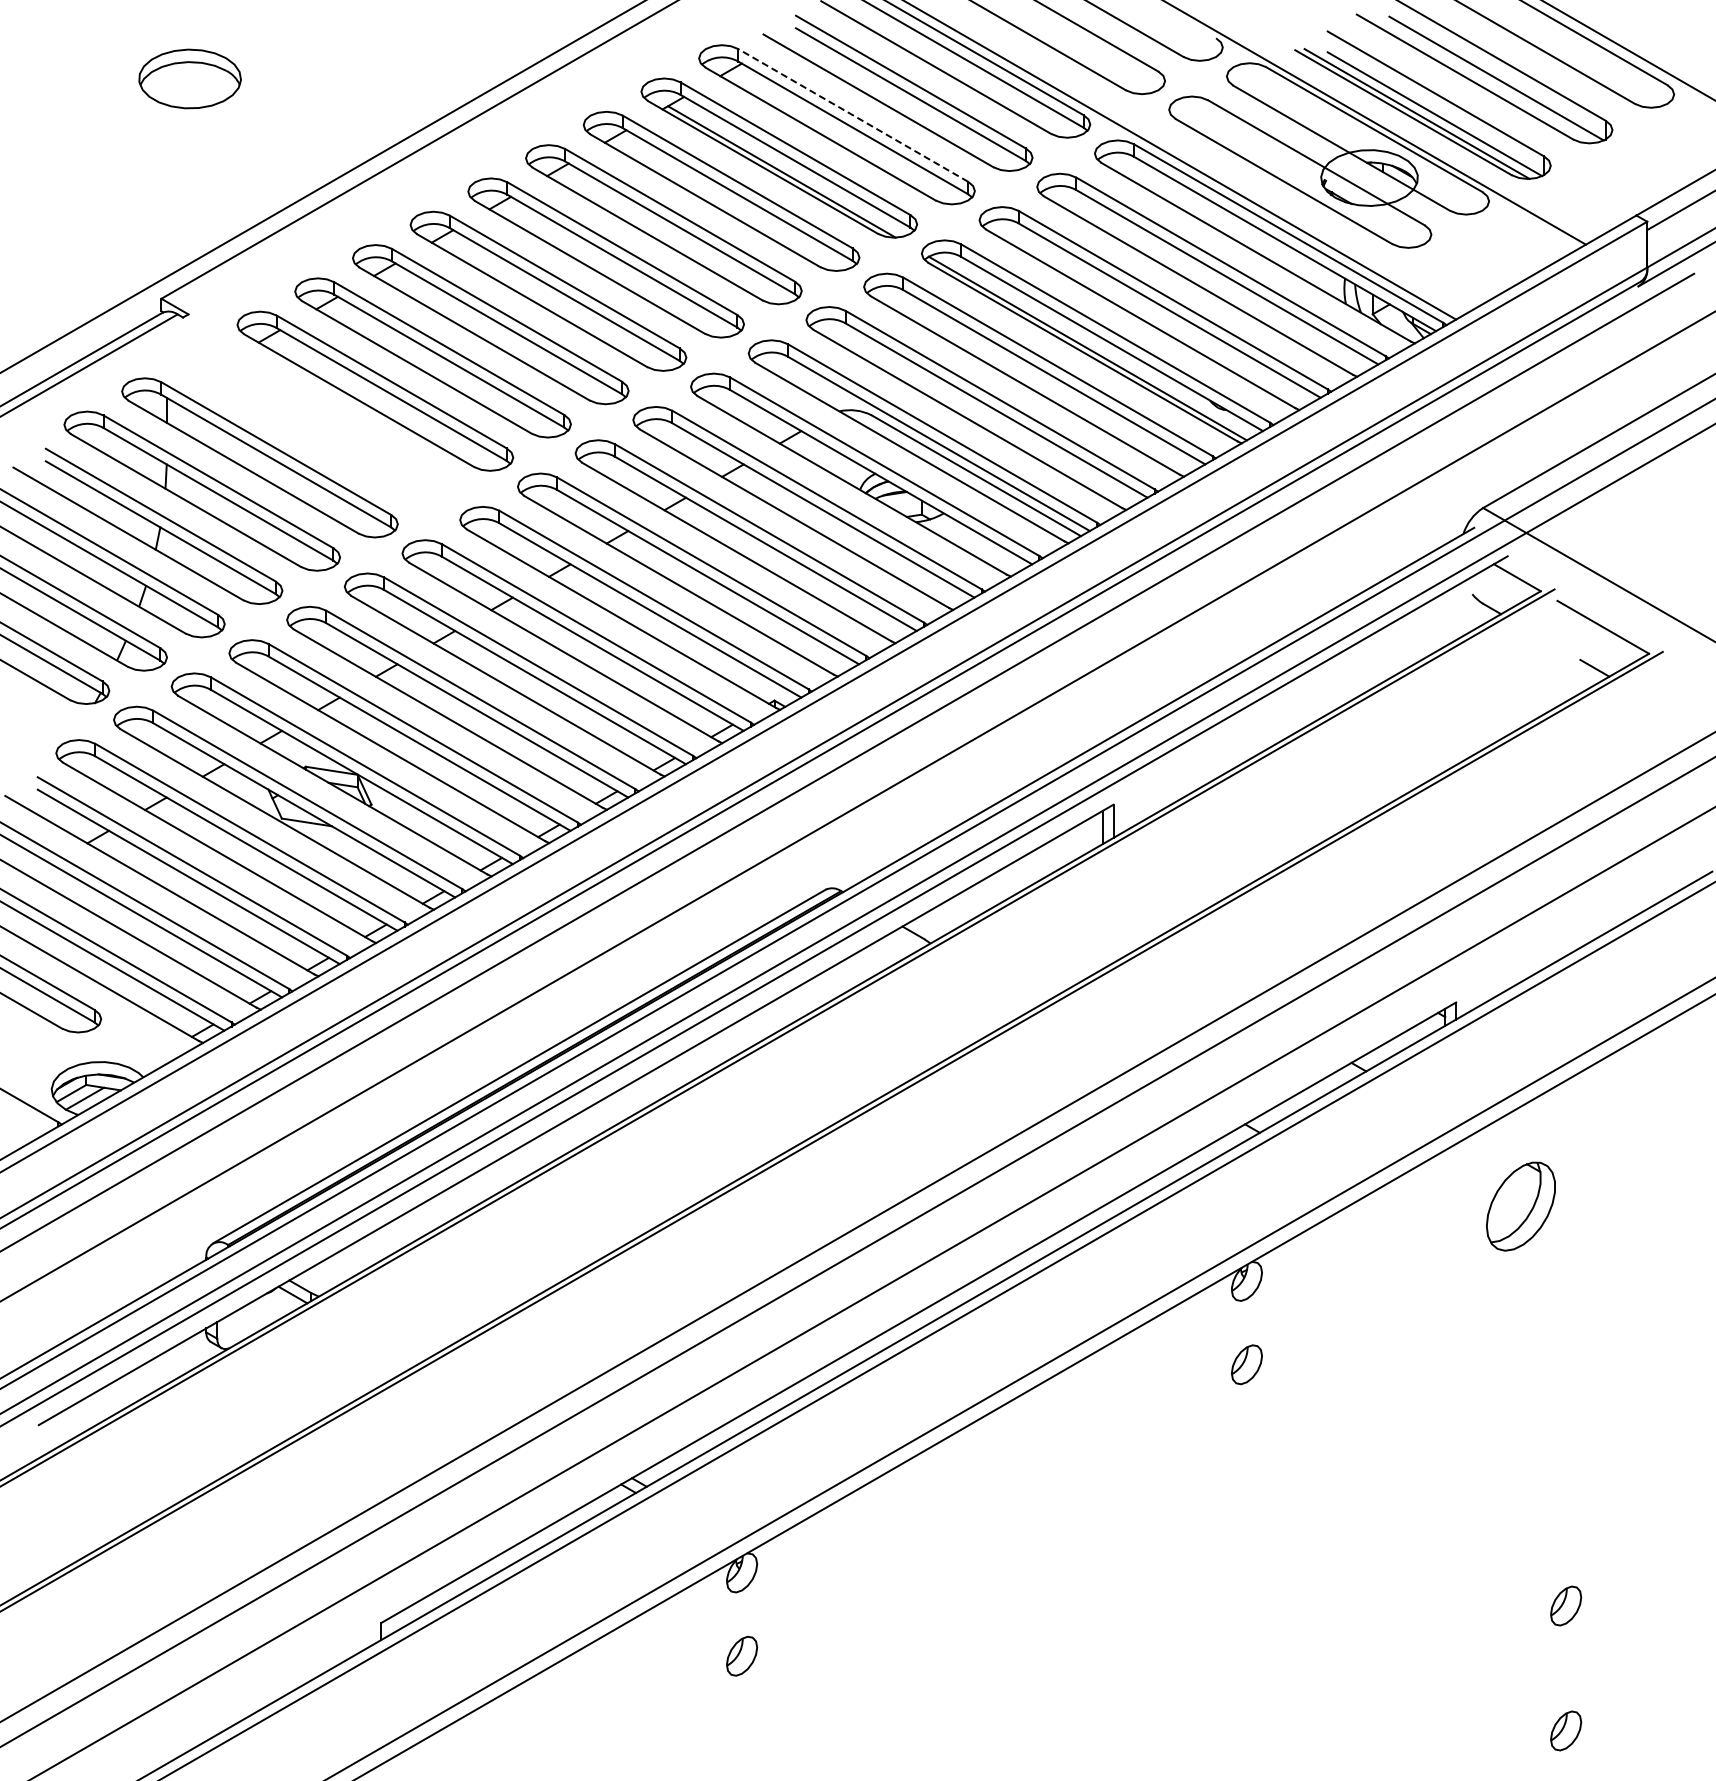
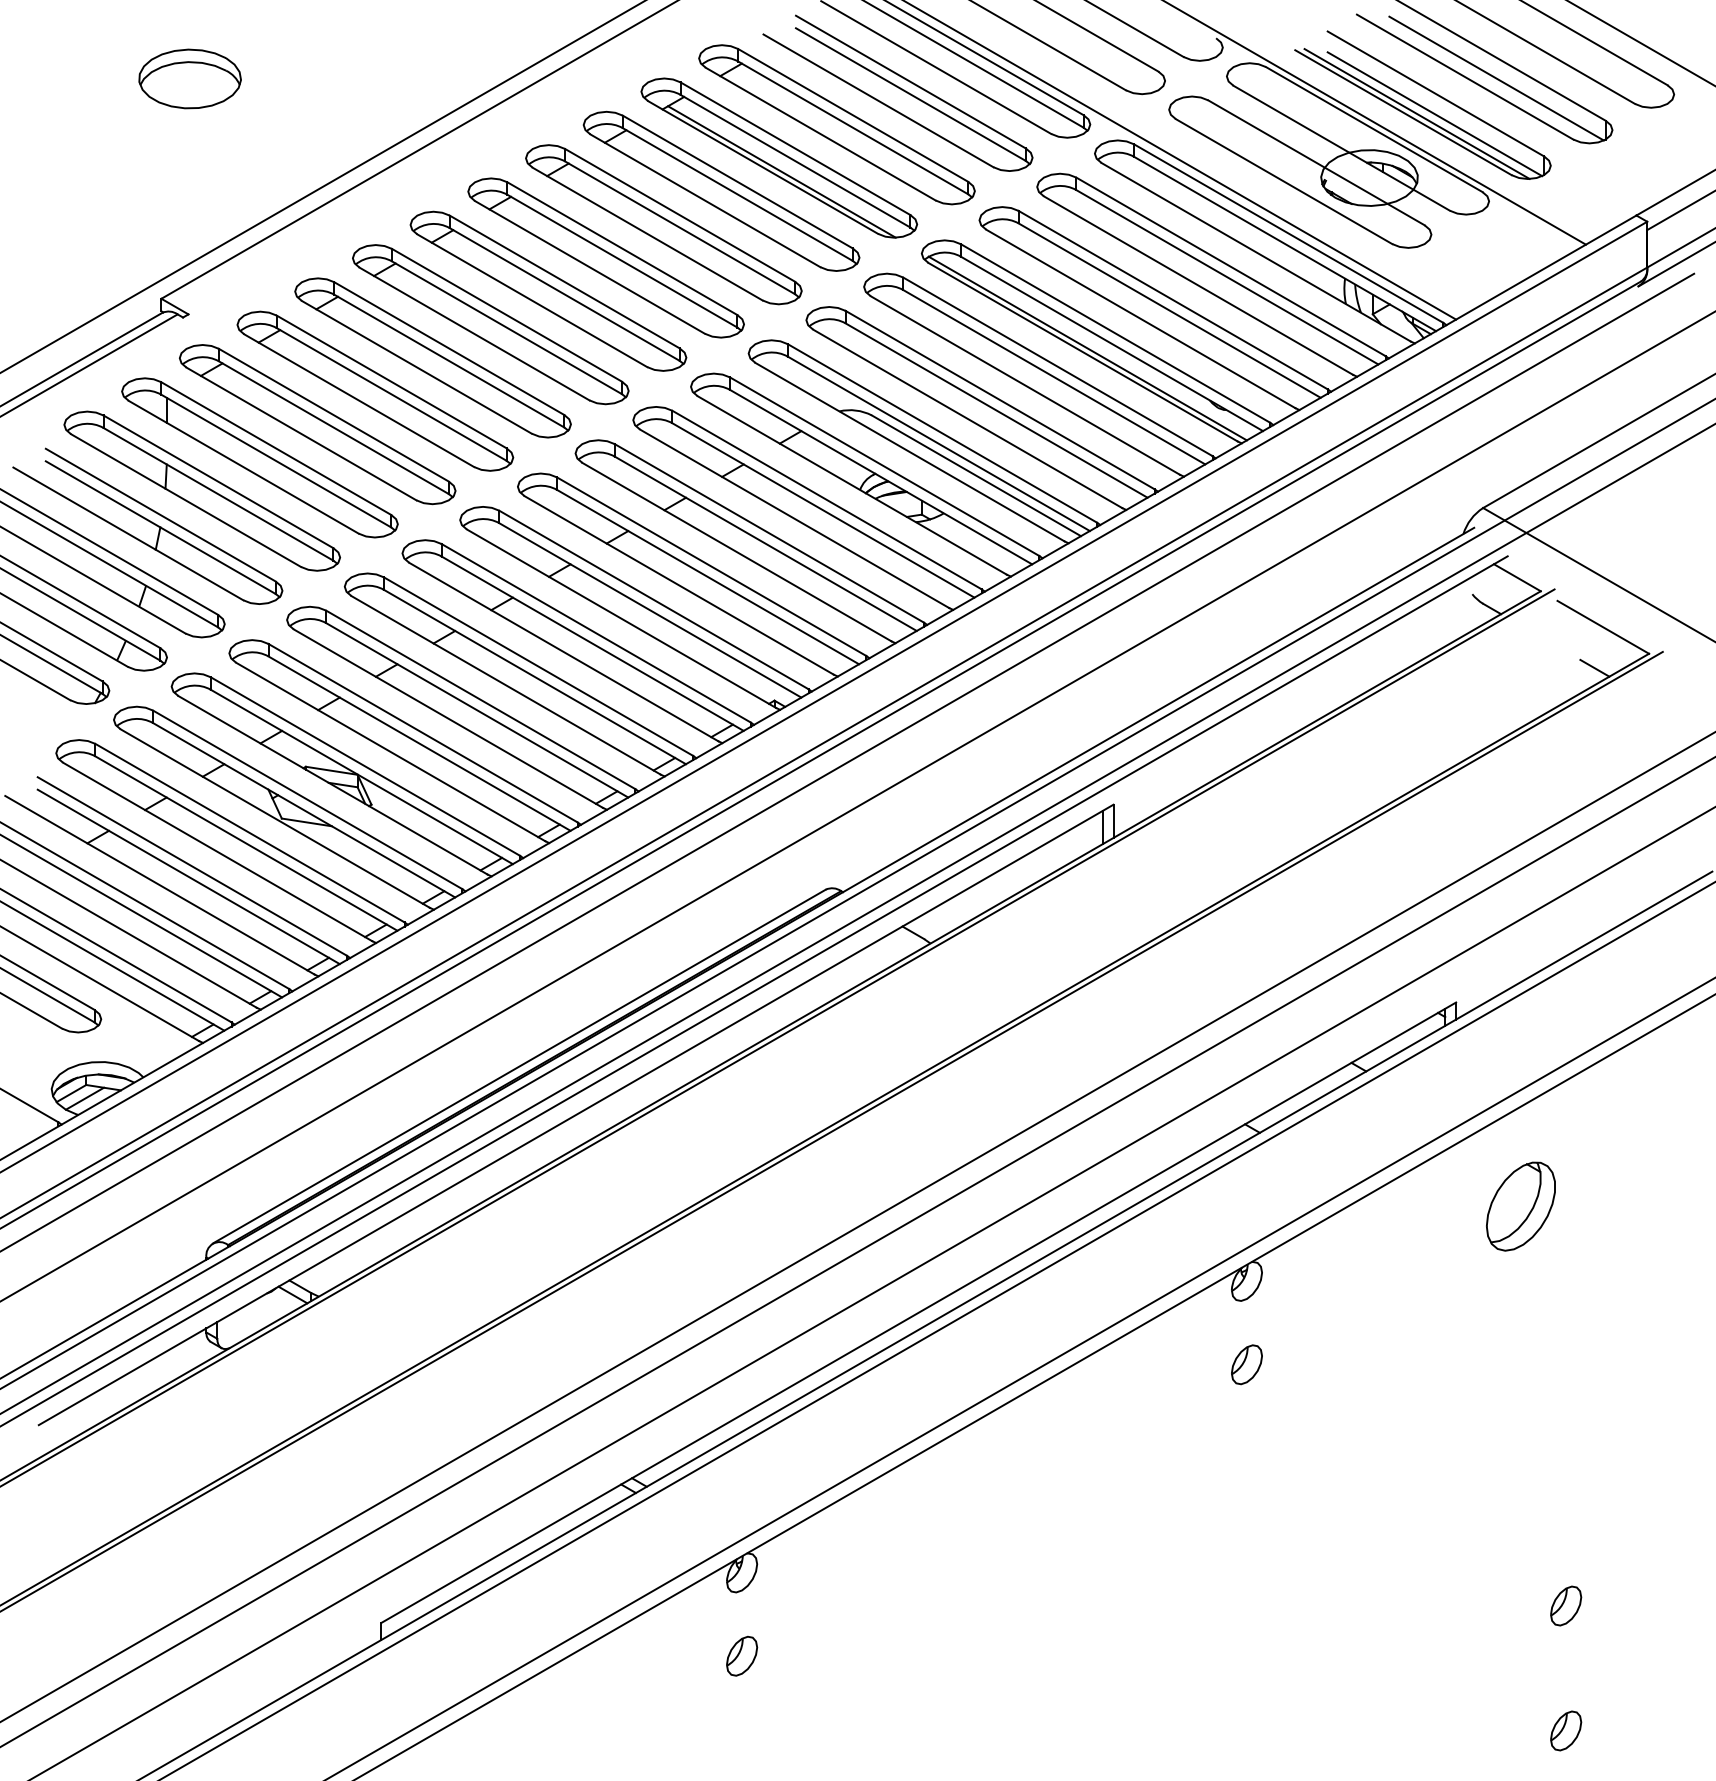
line position: (1628, 50) -> (1640, 43) (1640, 43)
line: dashed -> solid (853, 115)
part: none -> present (317, 424)
